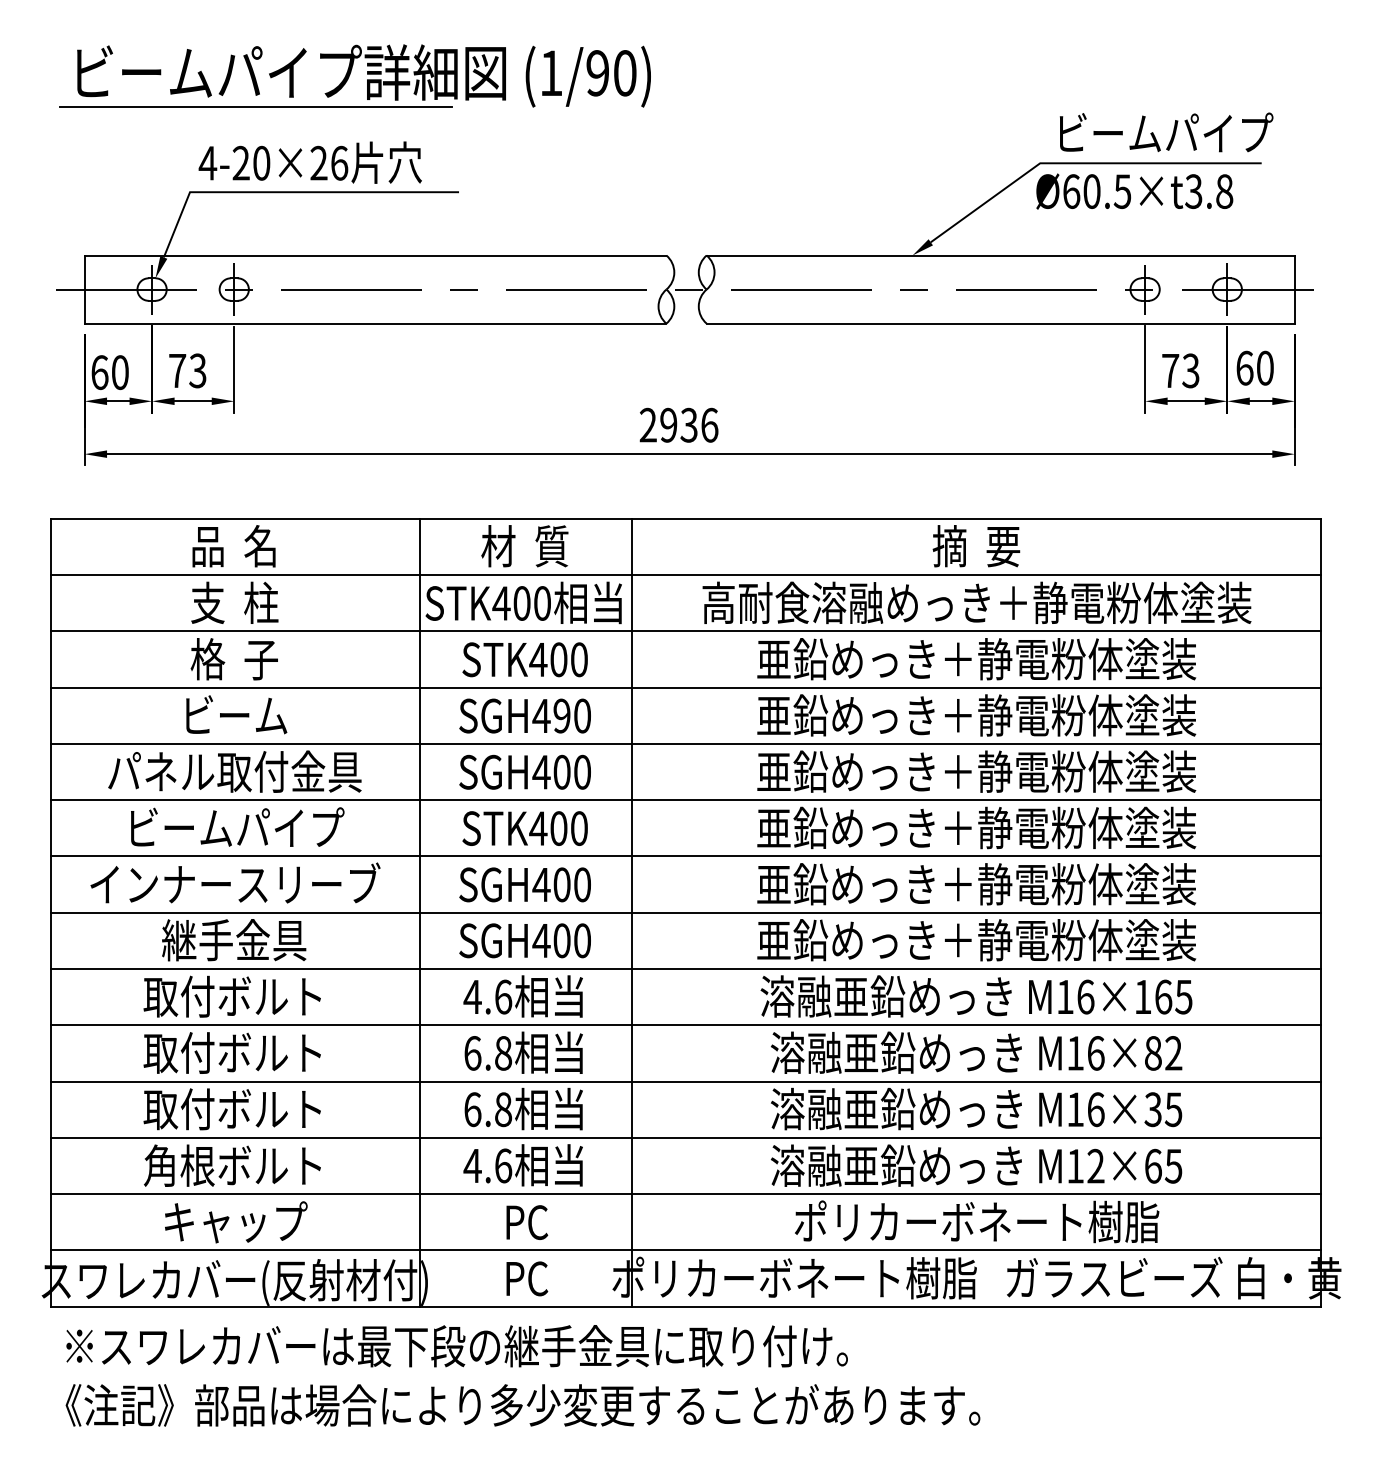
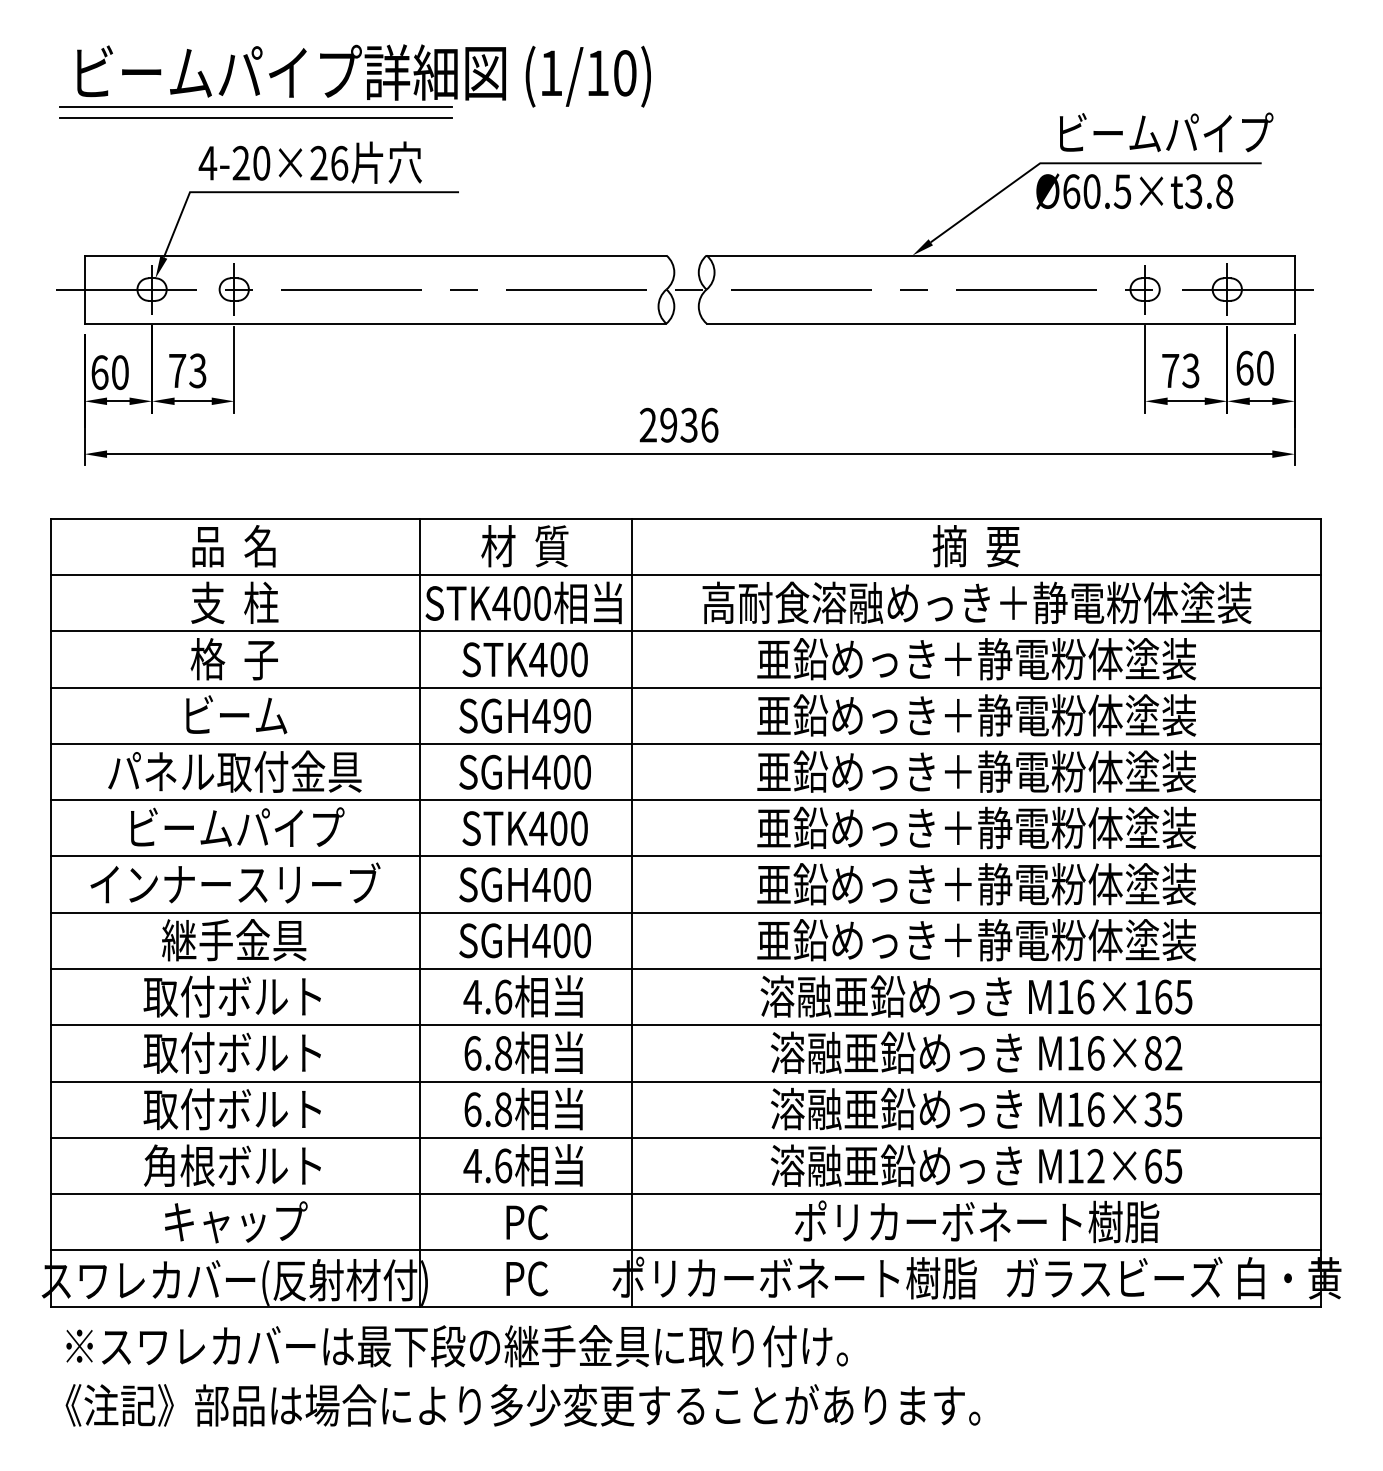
text: (1/90) -> (1/10) (597, 73)
line: none -> present (256, 118)
